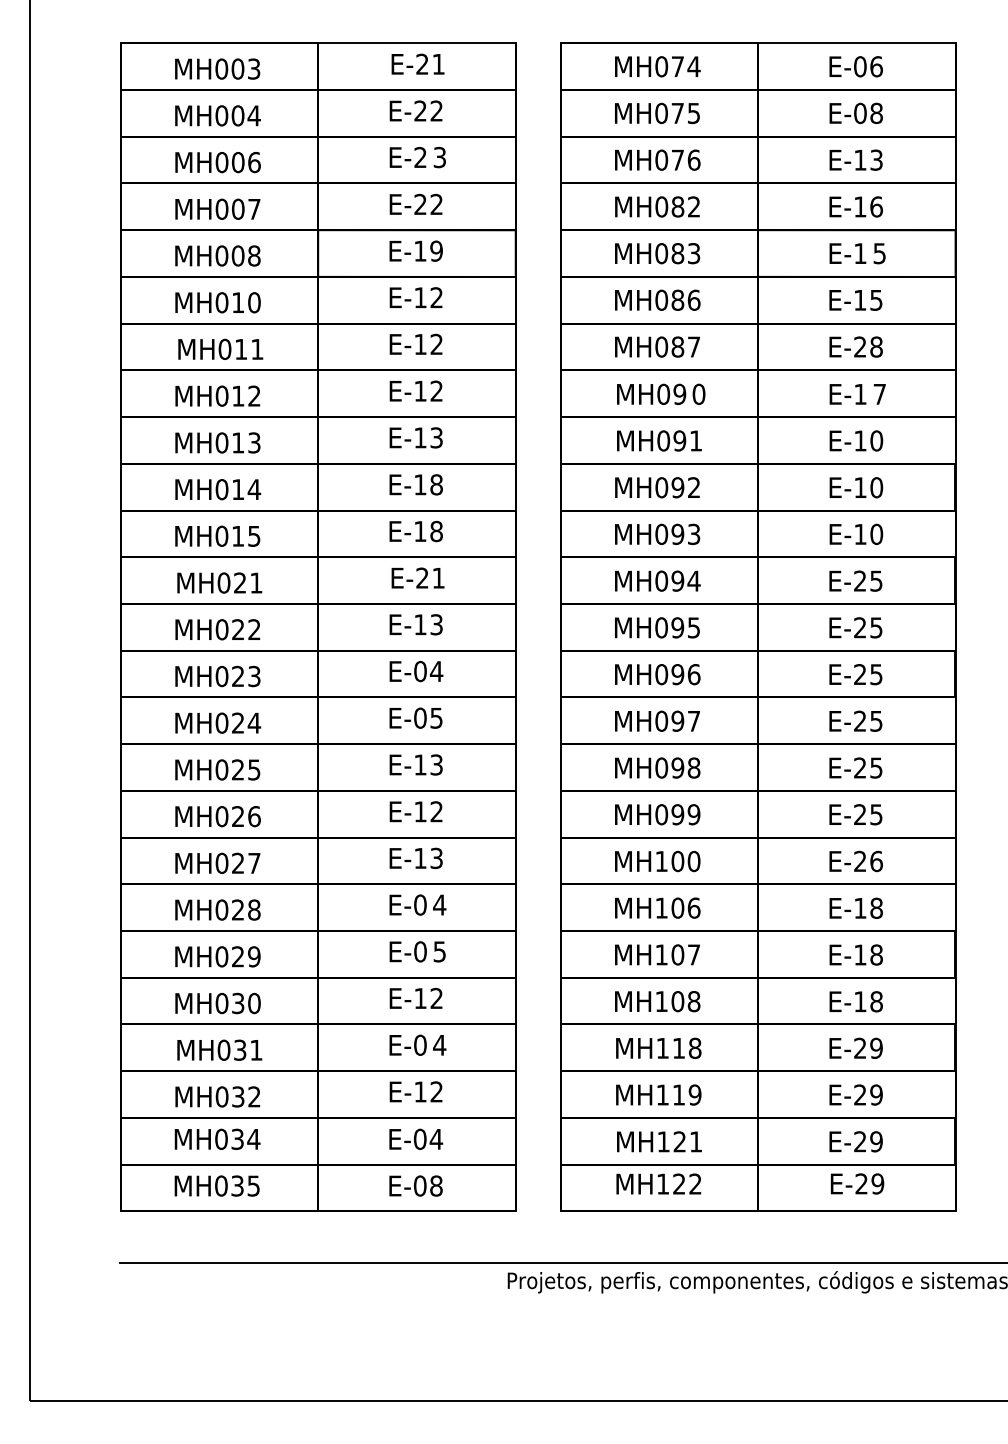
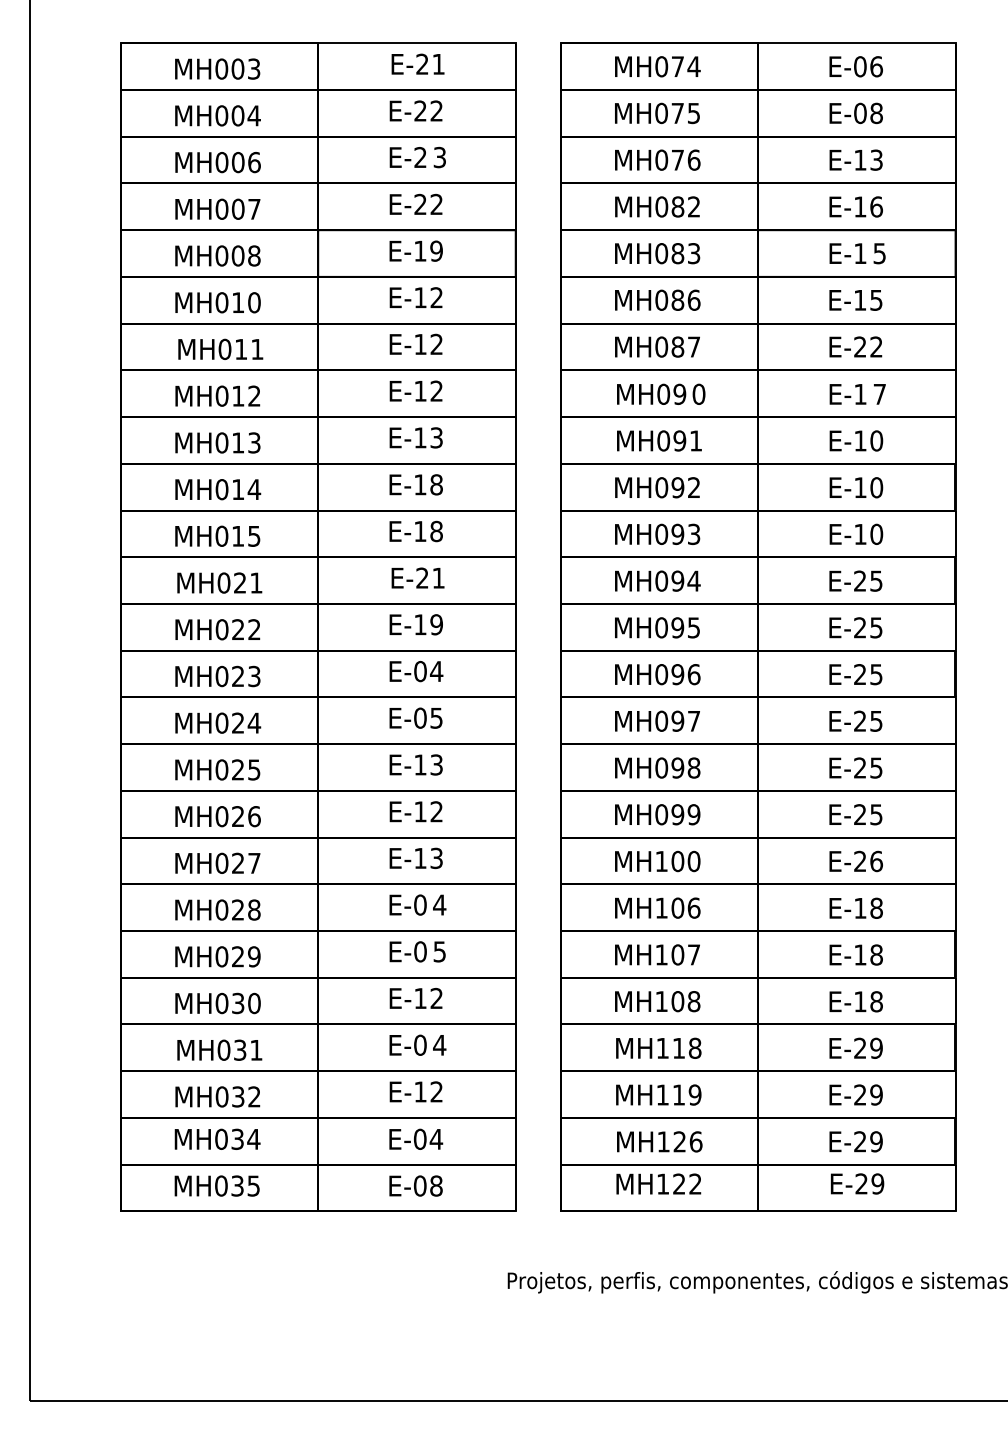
text: E-28 -> E-22 (876, 346)
text: E-13 -> E-19 (436, 624)
text: MH121 -> MH126 (695, 1141)
line: present -> none (562, 1263)
